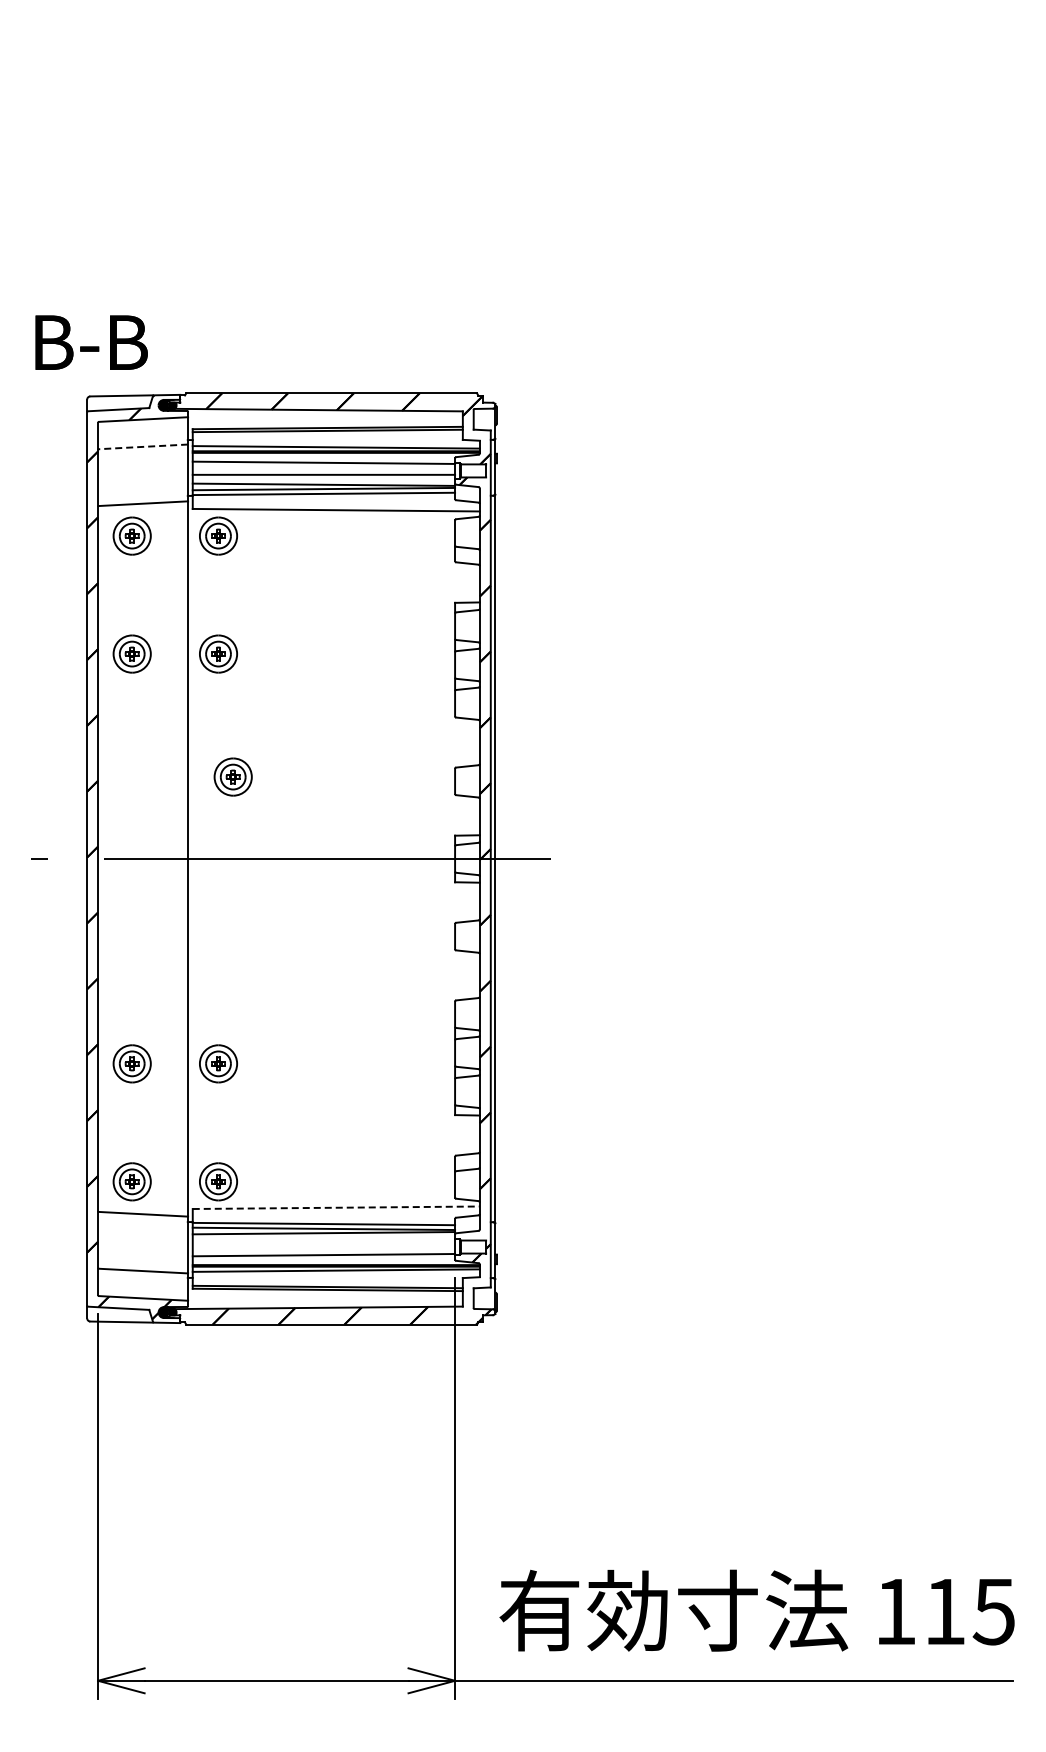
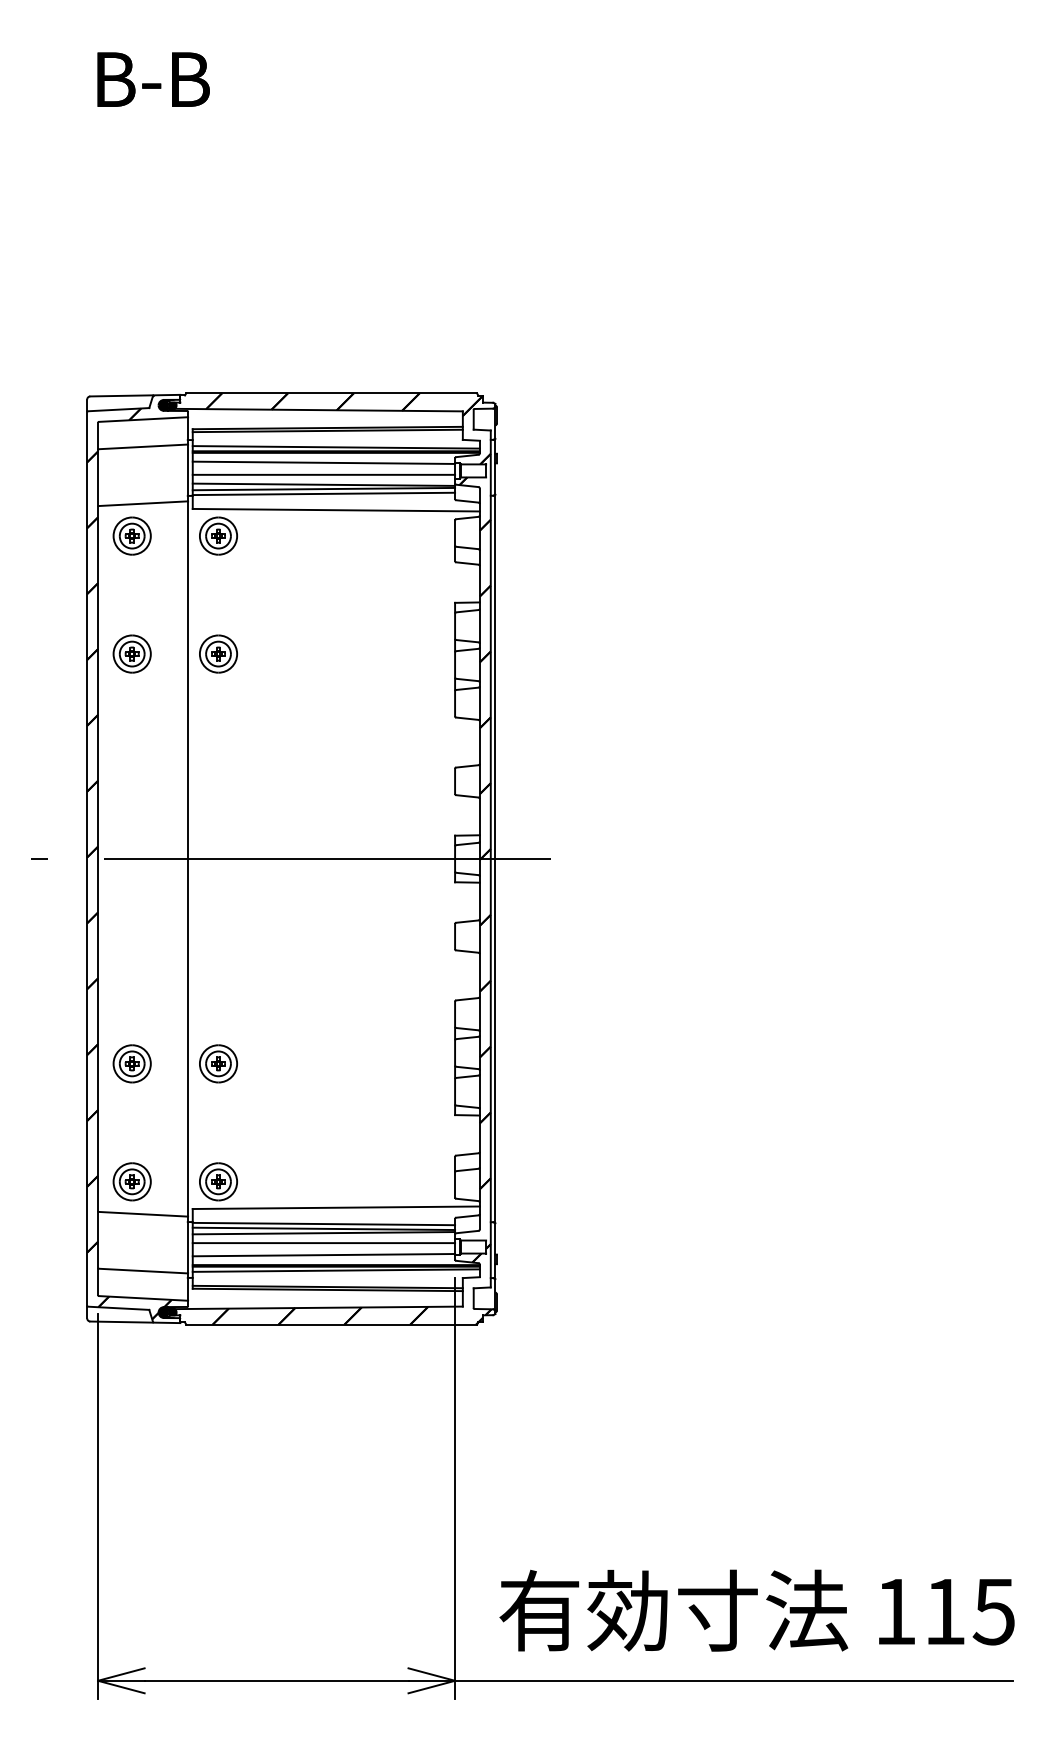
text position: (91, 342) -> (153, 79) (153, 79)
line: dashed -> solid (143, 446)
part: present -> none (232, 776)
line: dashed -> solid (336, 1207)
line: none -> present (323, 1243)
